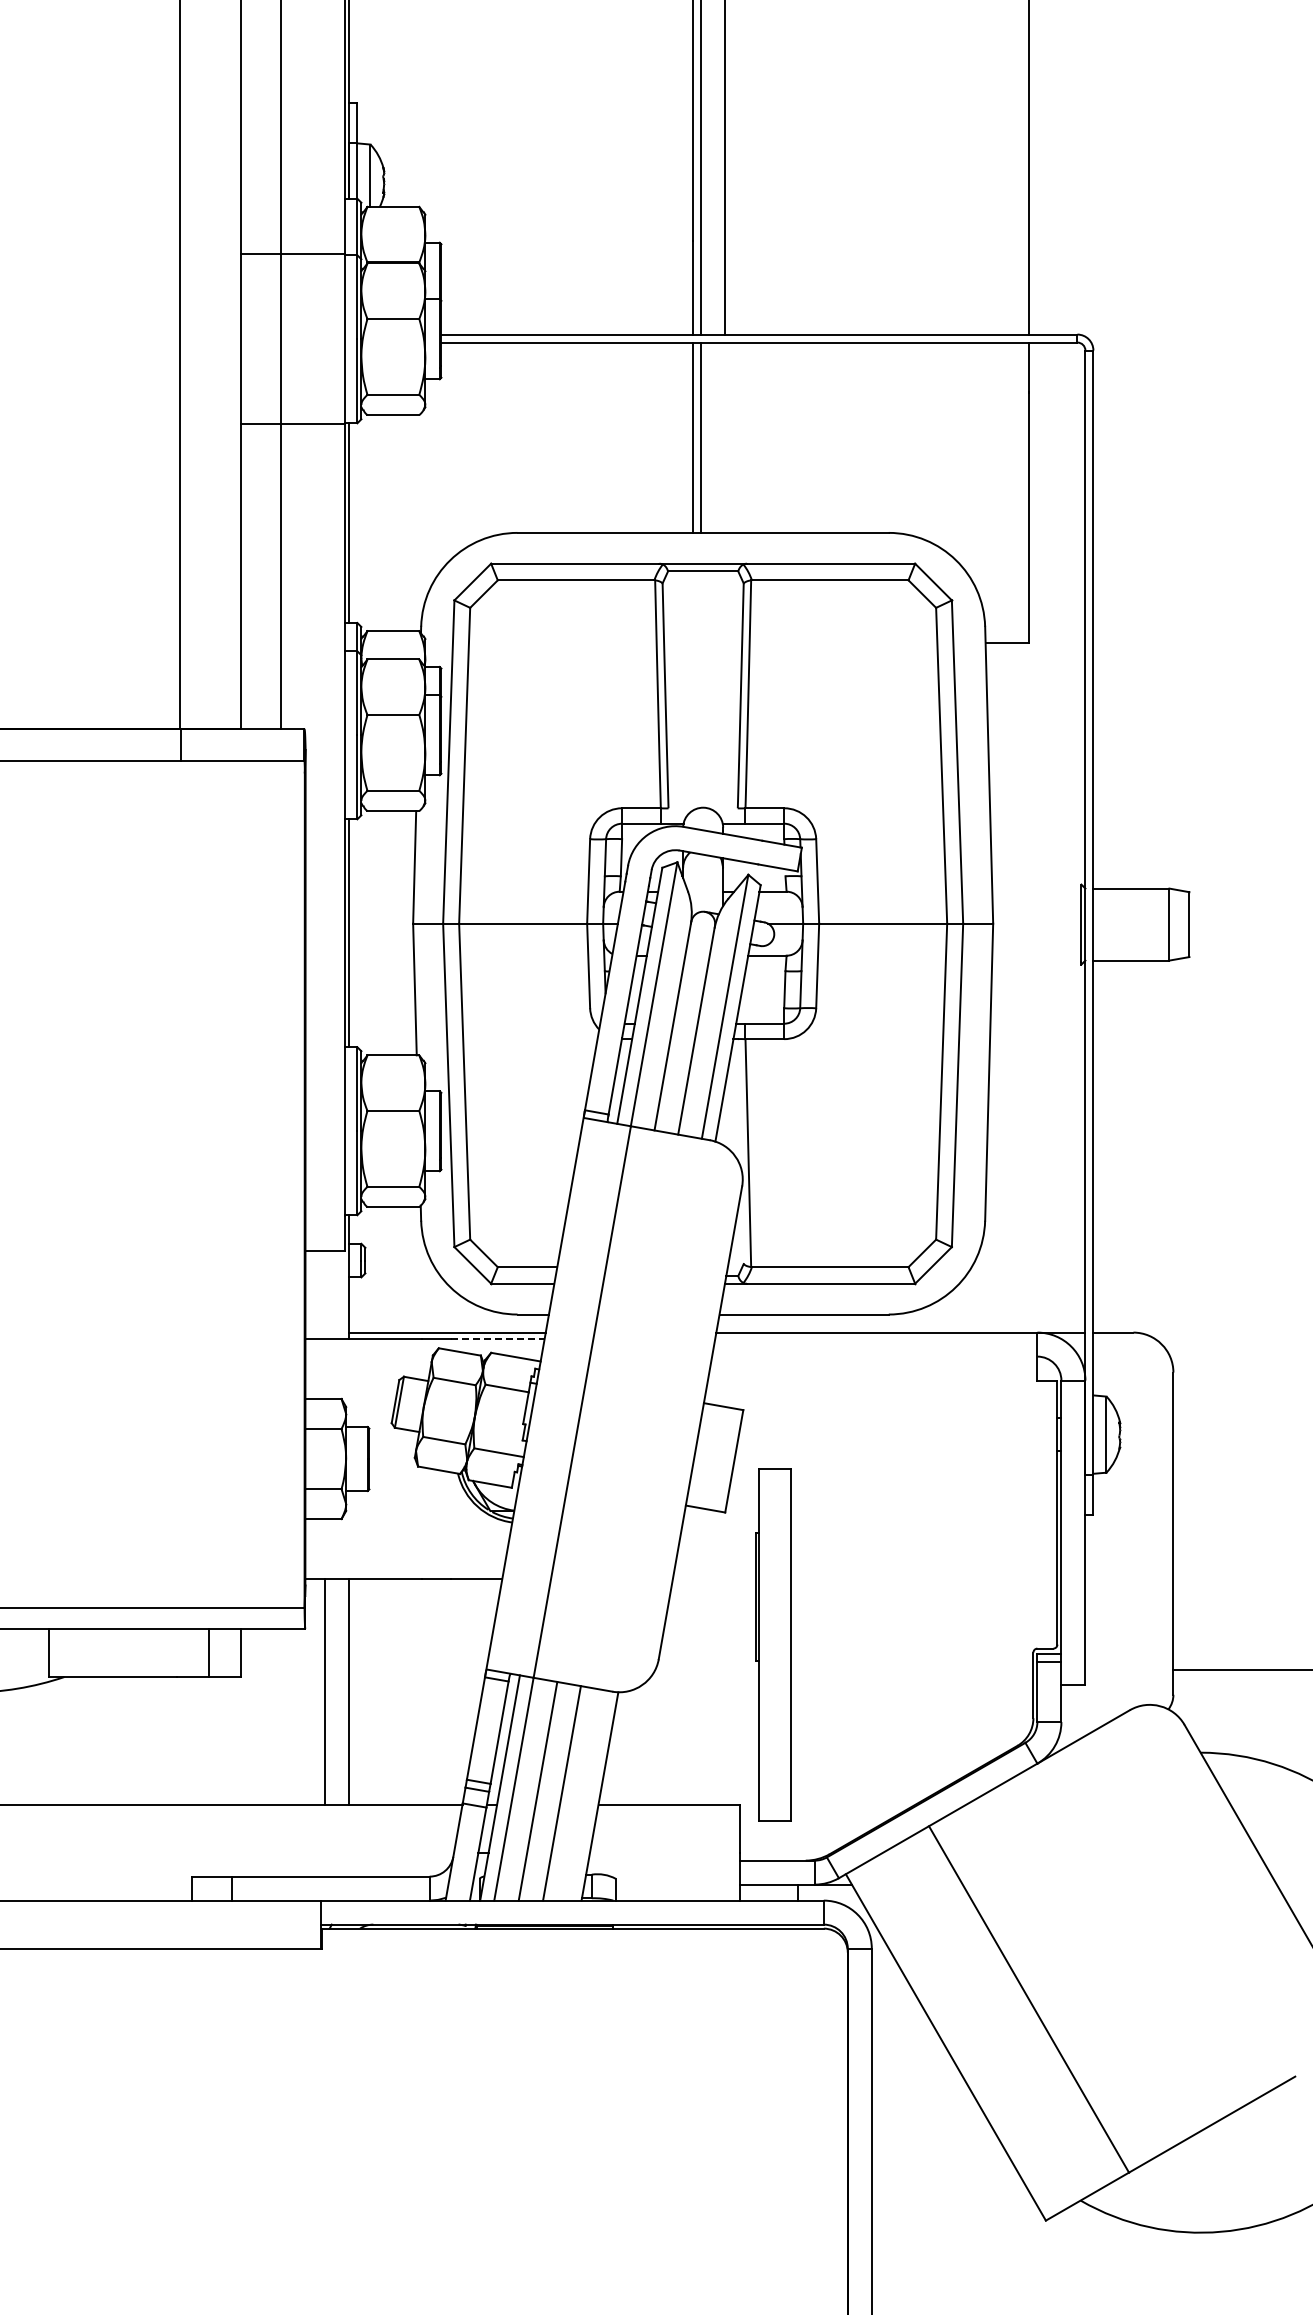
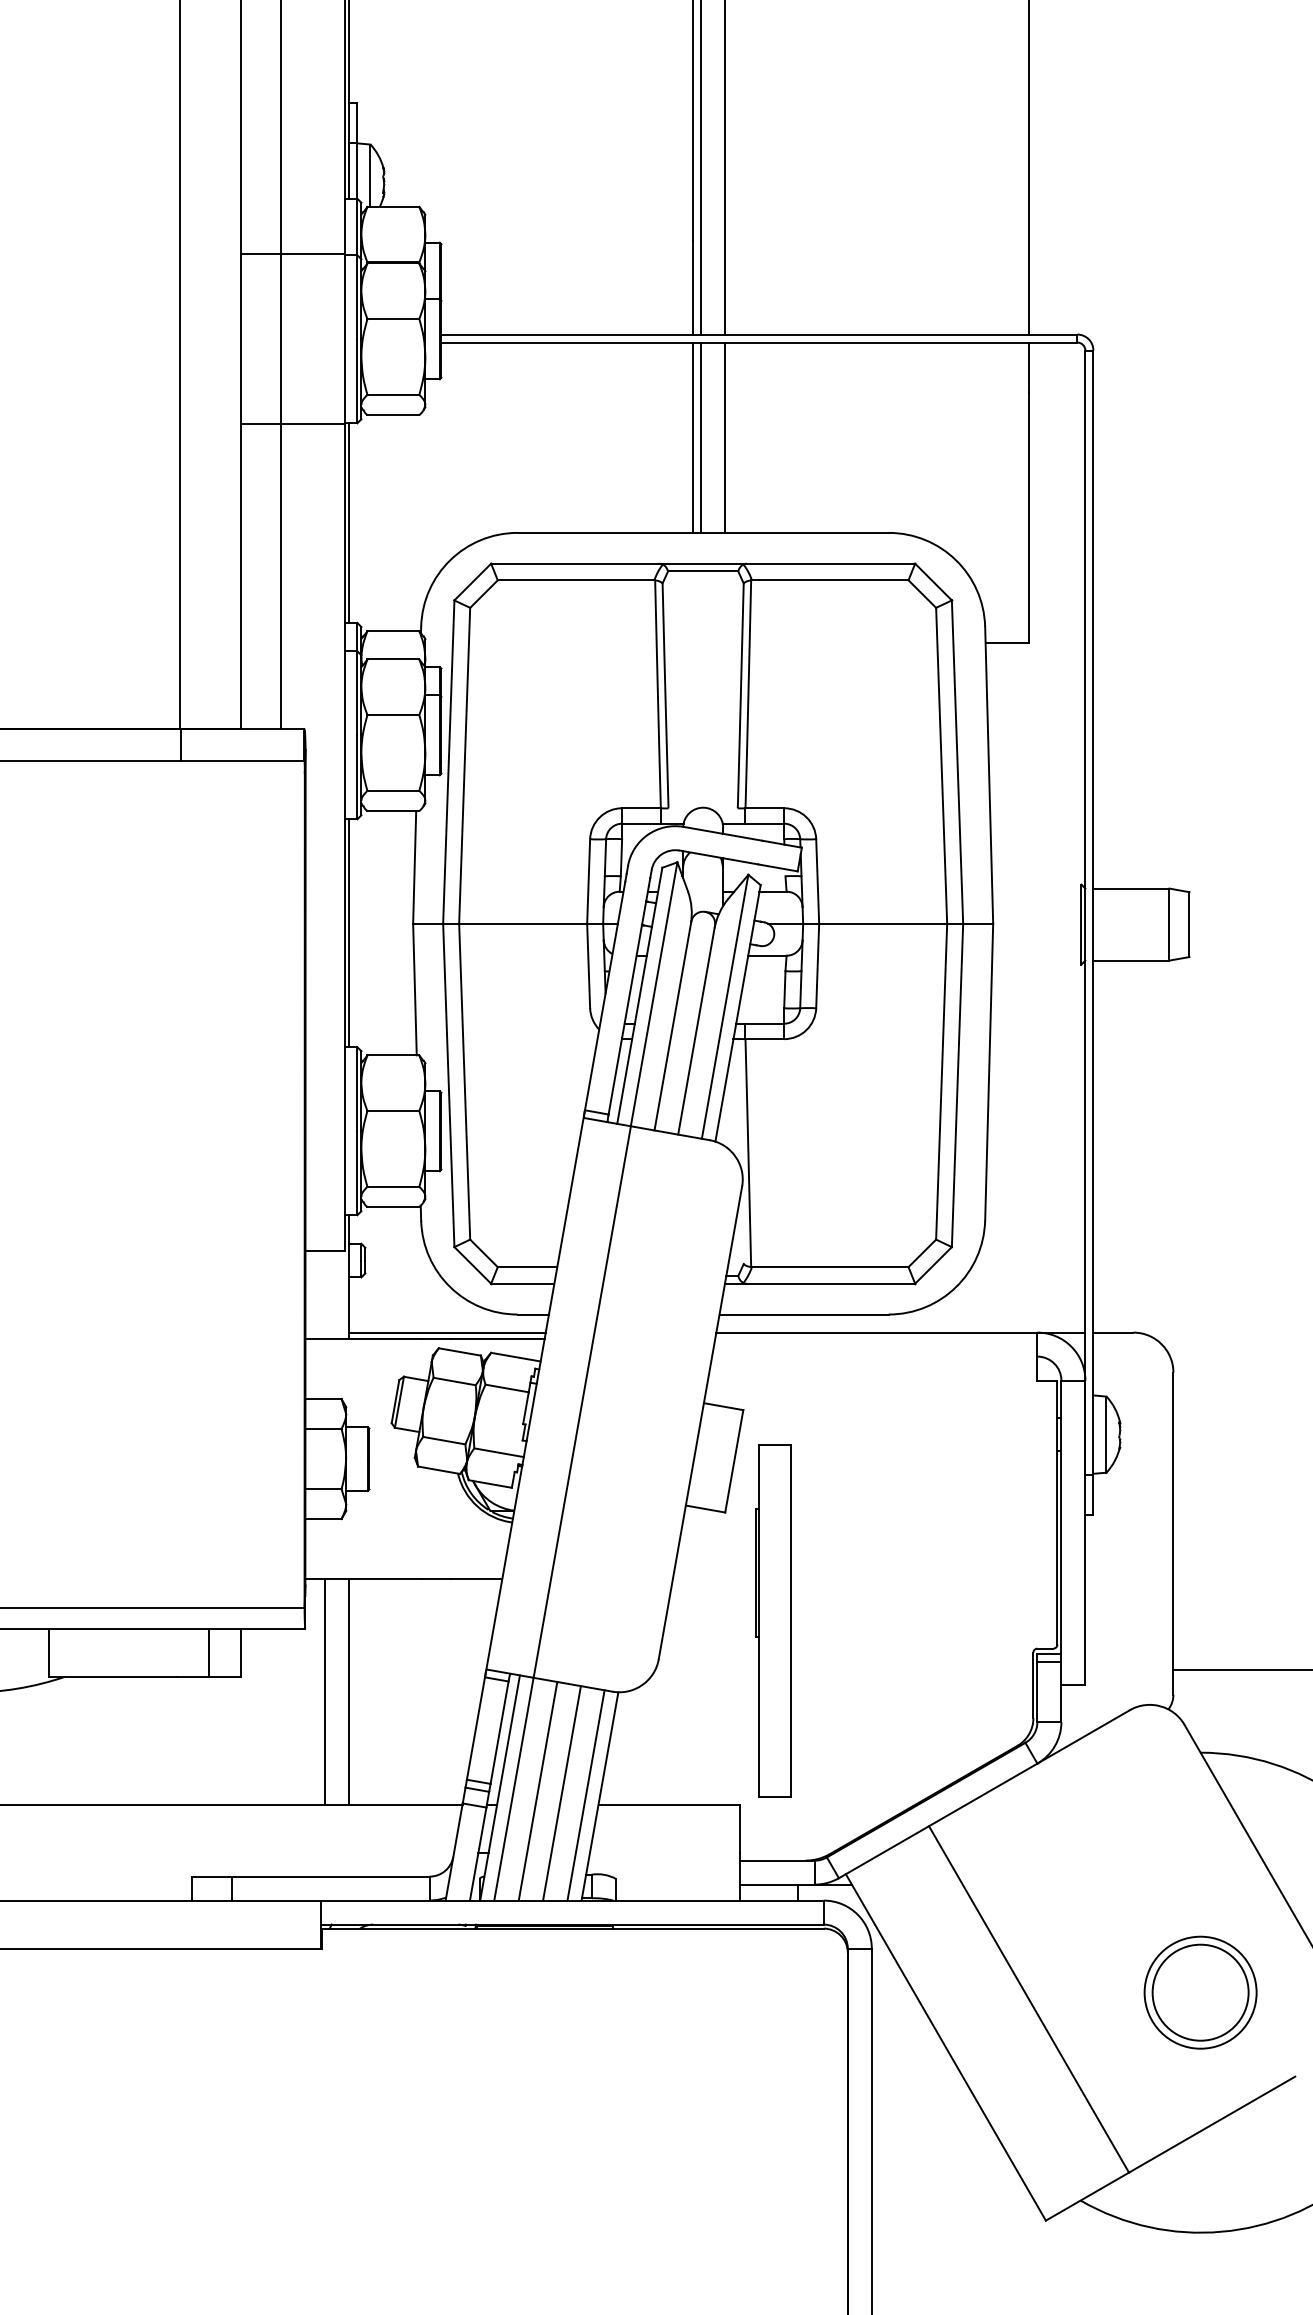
line: none -> present (725, 437)
line: dashed -> solid (498, 1339)
part position: (773, 1644) -> (773, 1620) (773, 1620)
line: none -> present (585, 1795)
part: none -> present (1200, 1992)
